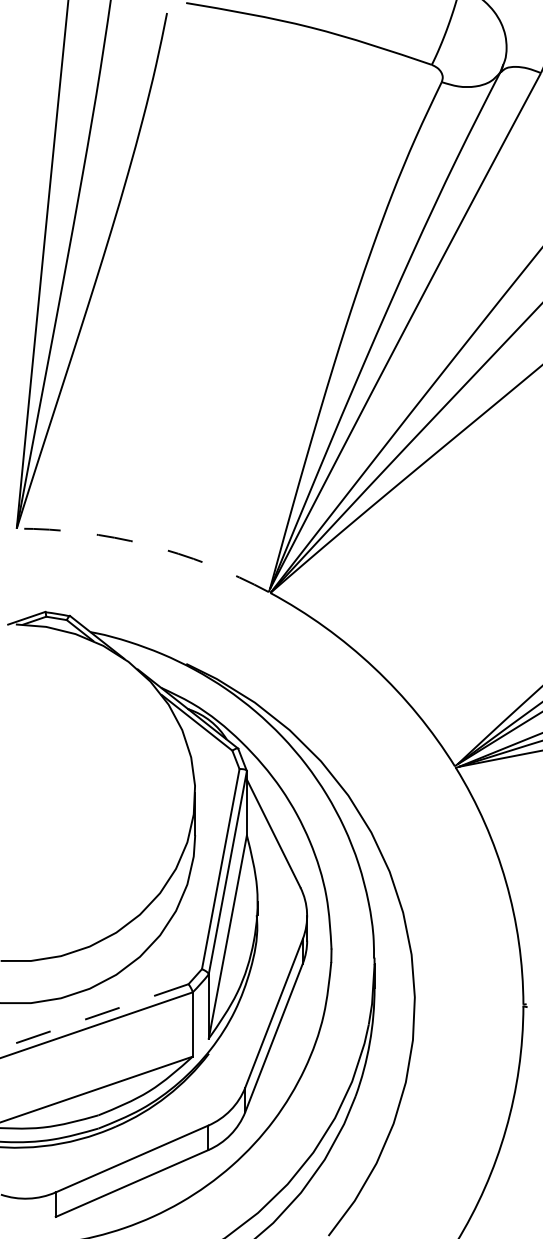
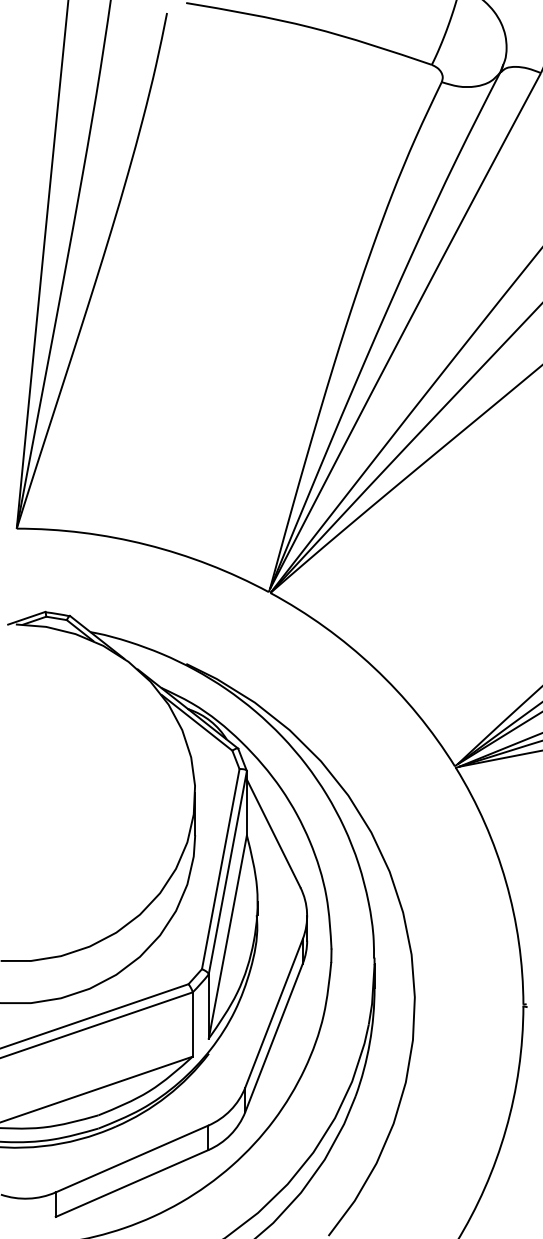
arc: dashed -> solid (146, 544)
line: dashed -> solid (94, 1016)
